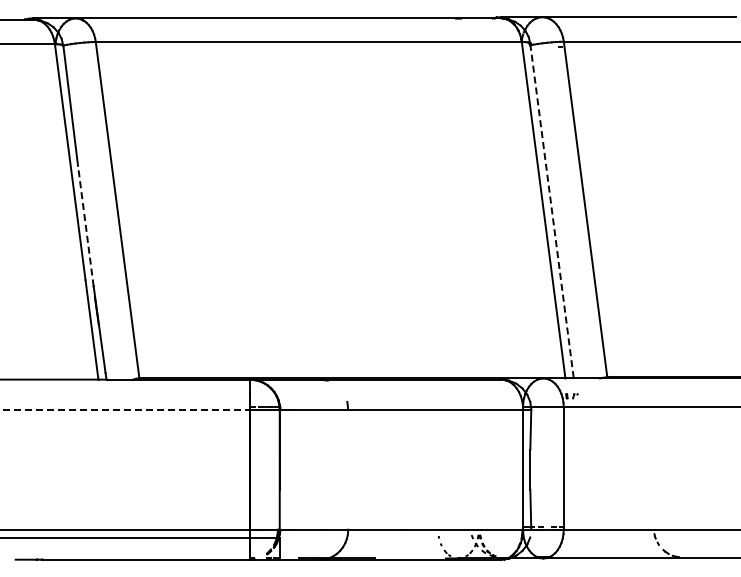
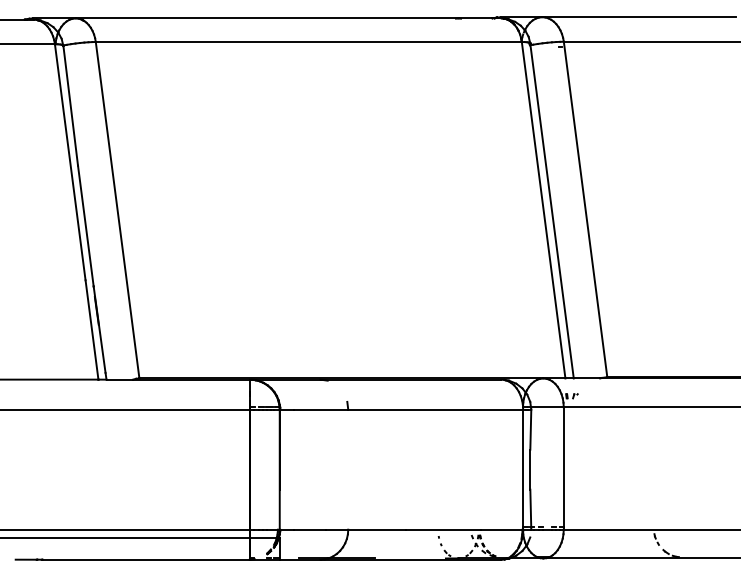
line: dashed -> solid (552, 211)
line: dashed -> solid (85, 226)
line: dashed -> solid (124, 409)
